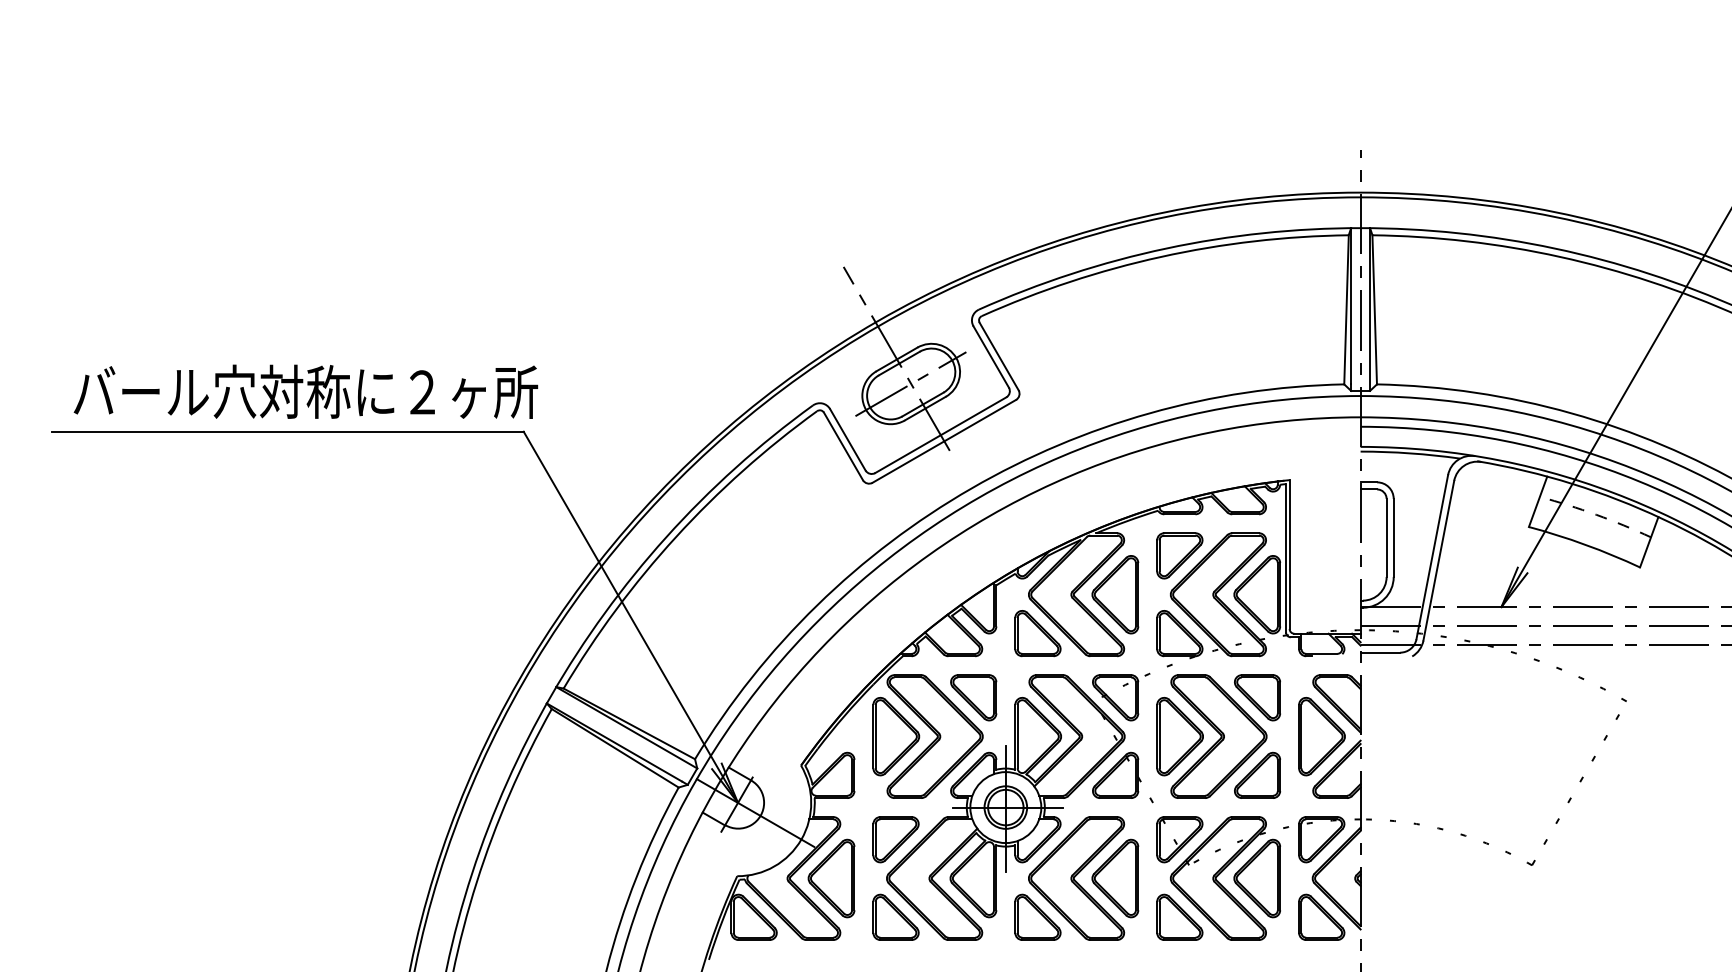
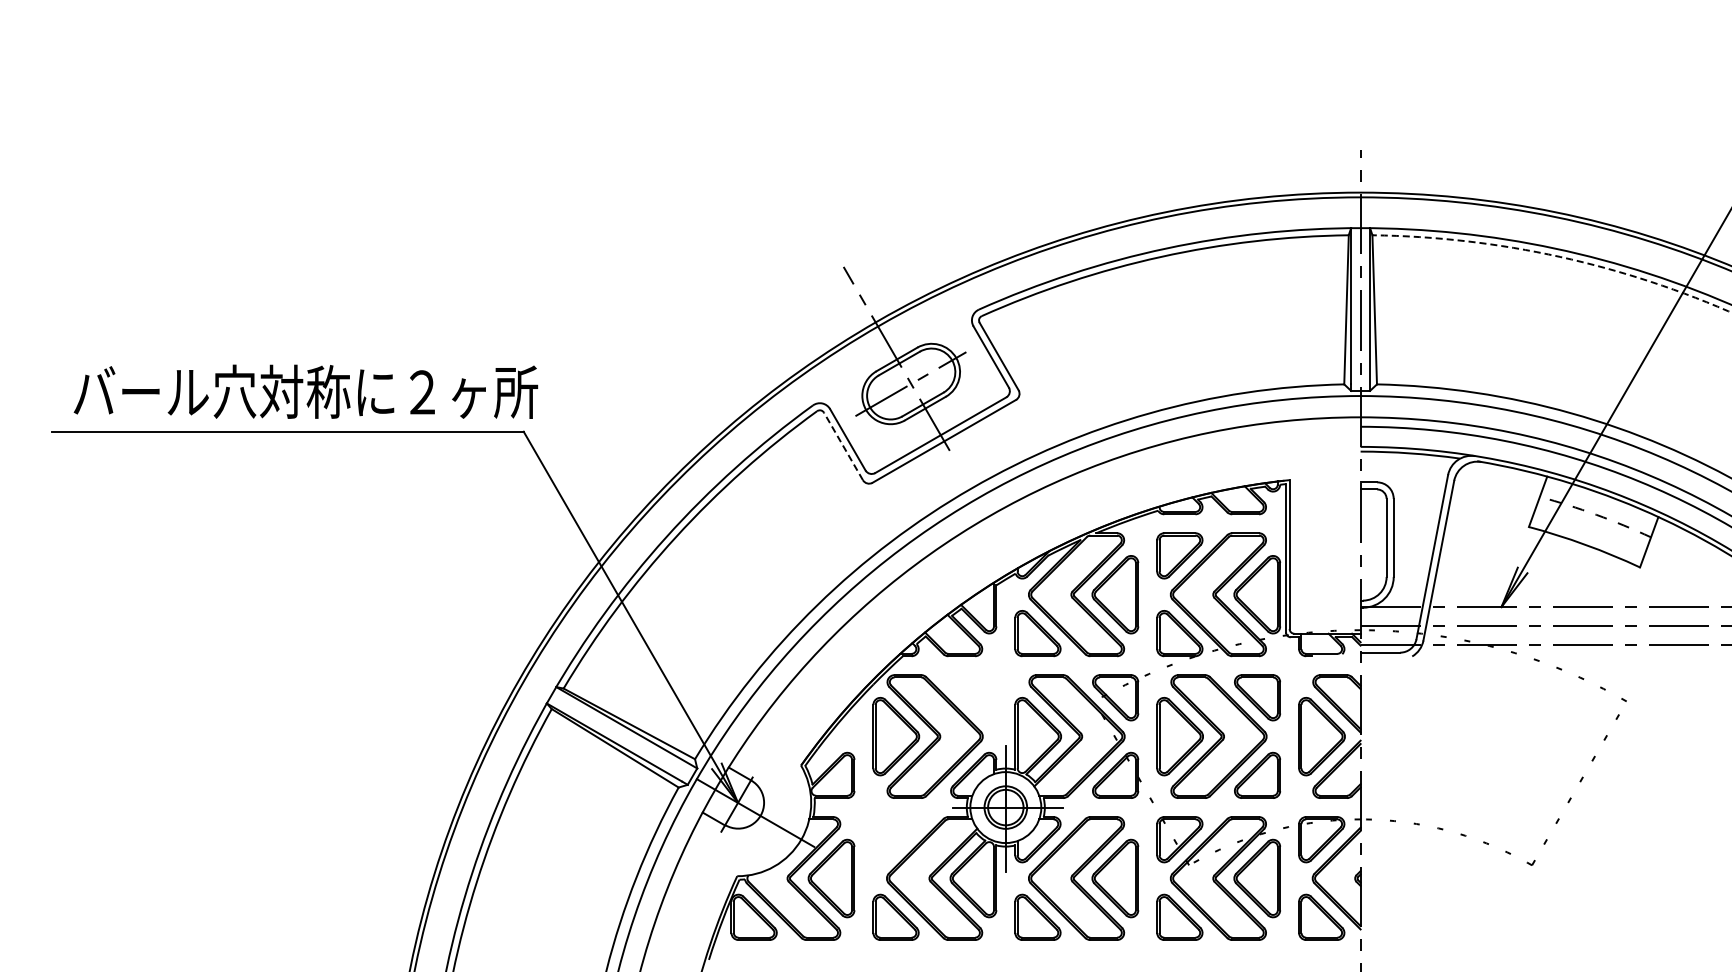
arc: solid -> dashed (1556, 256)
line: solid -> dashed (843, 446)
part: present -> none (973, 697)
part: present -> none (895, 839)
